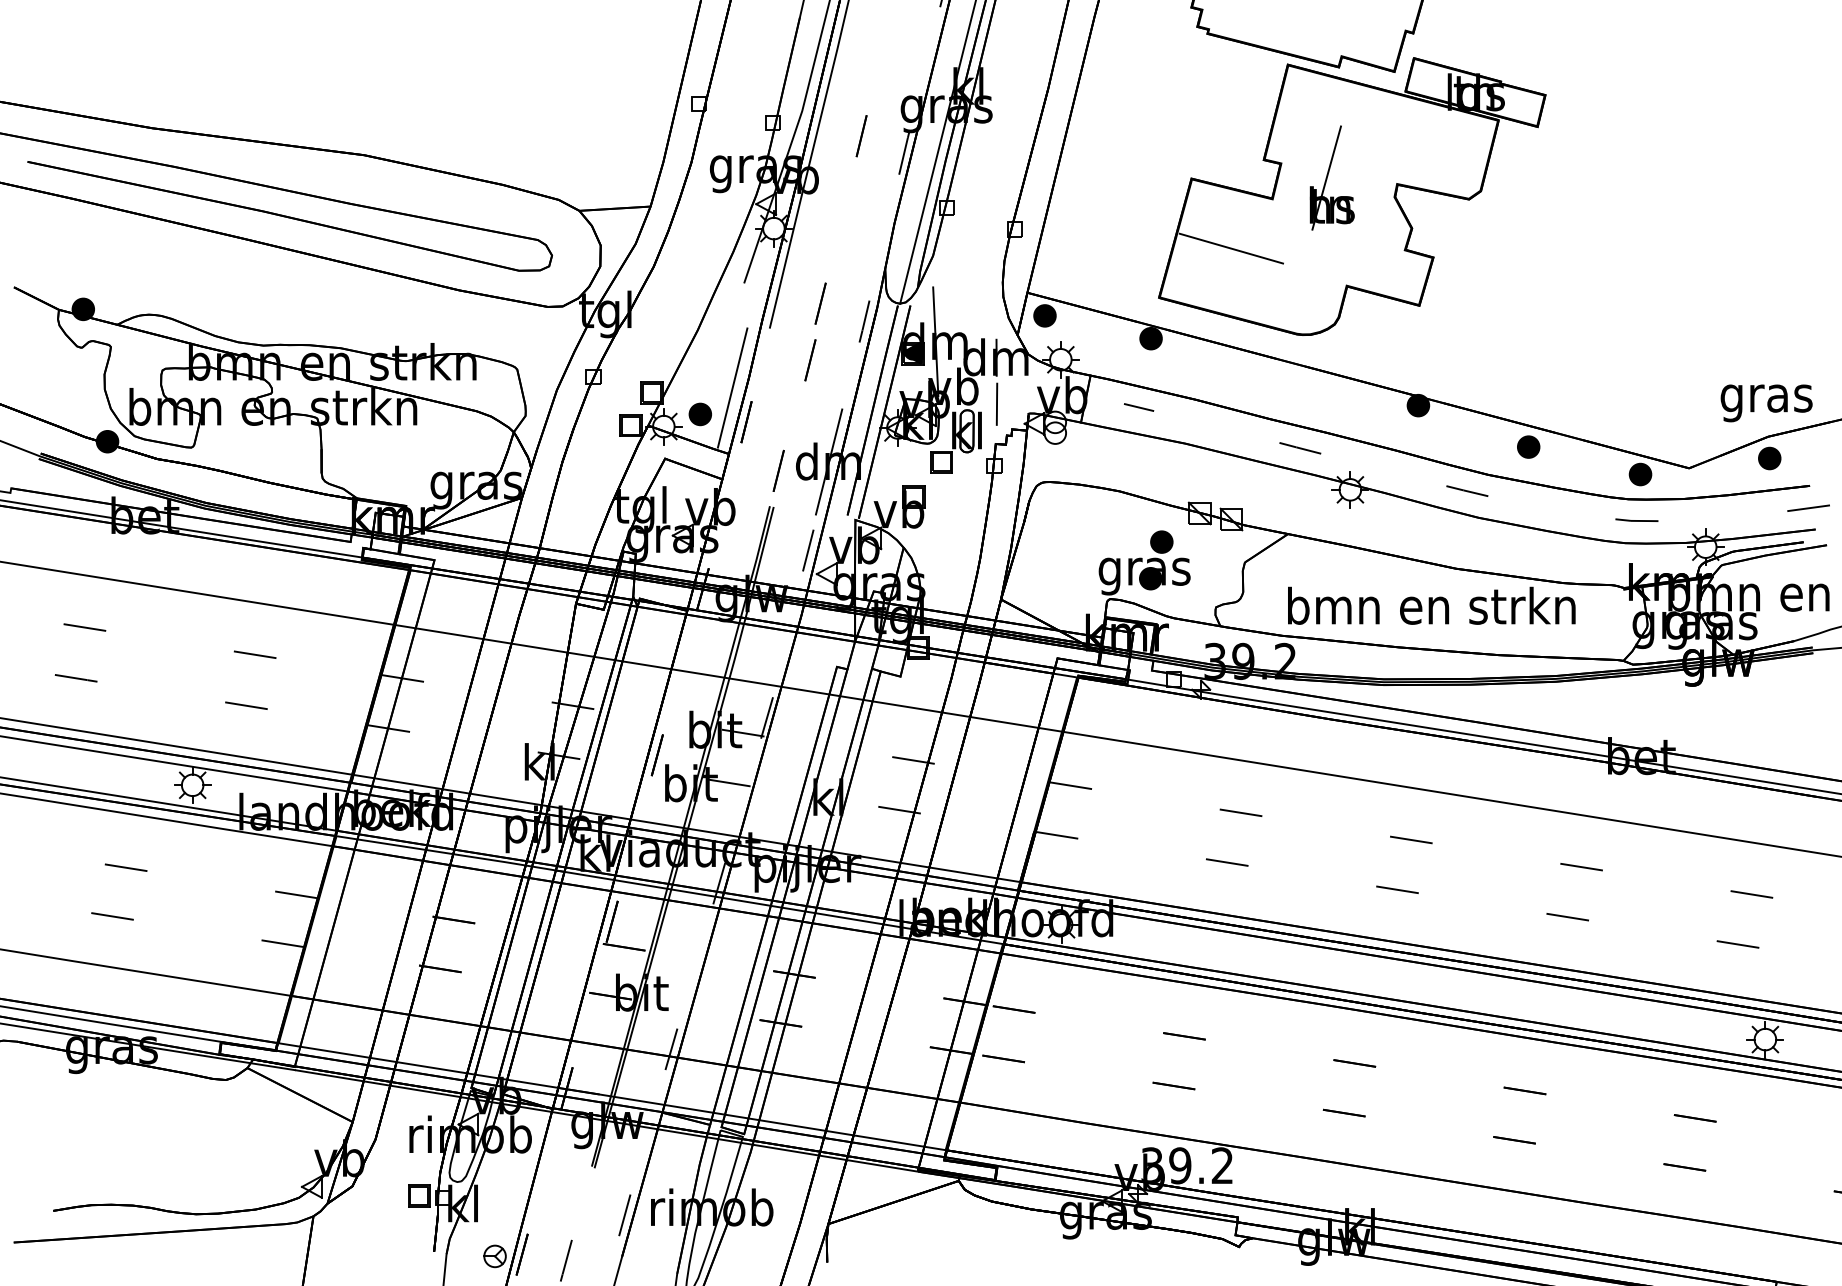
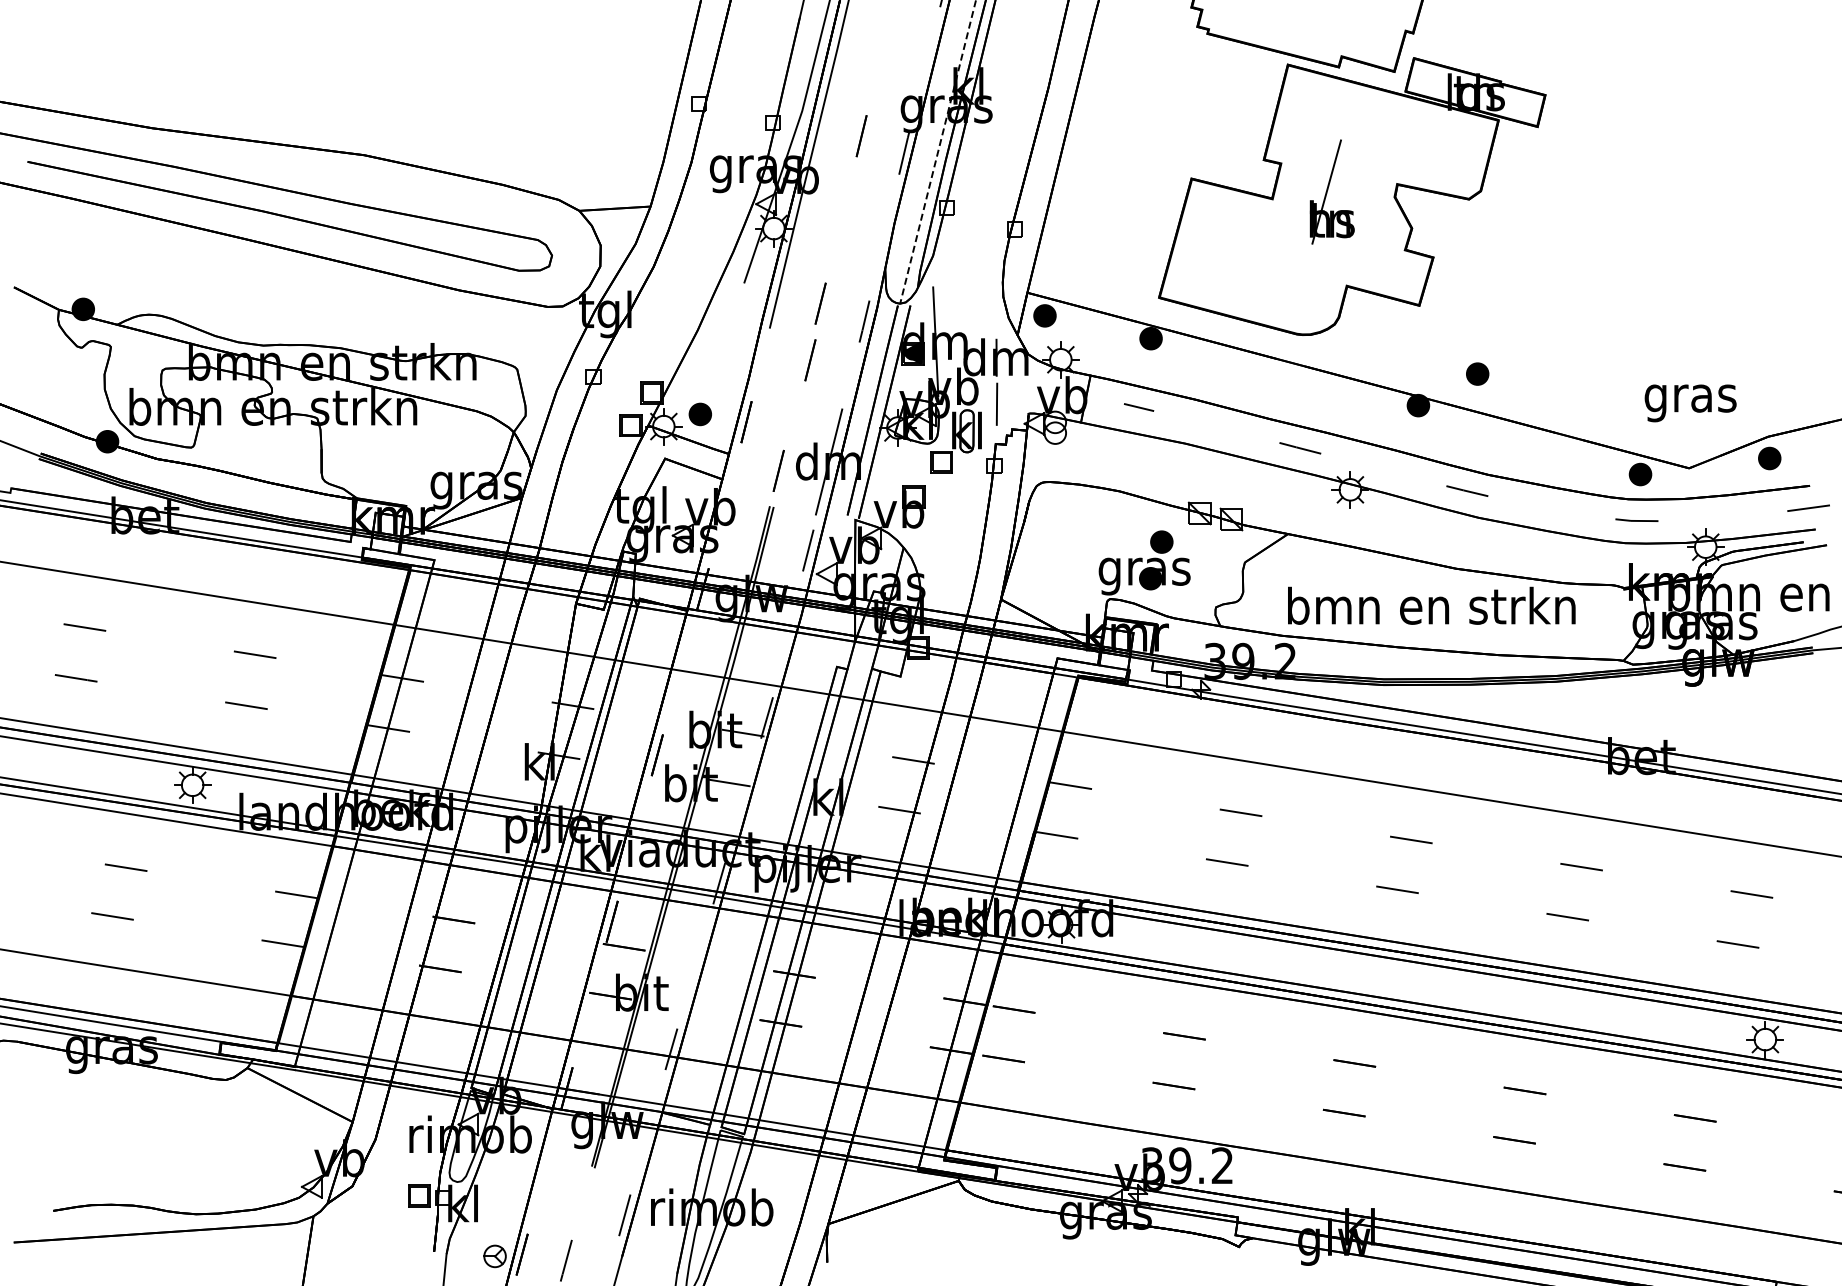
line: solid -> dashed (937, 152)
part position: (1331, 177) -> (1331, 191) (1331, 191)
line: present -> none (1231, 248)
line: present -> none (732, 387)
text position: (1766, 403) -> (1690, 403) (1690, 403)
part position: (1528, 446) -> (1477, 373) (1477, 373)
